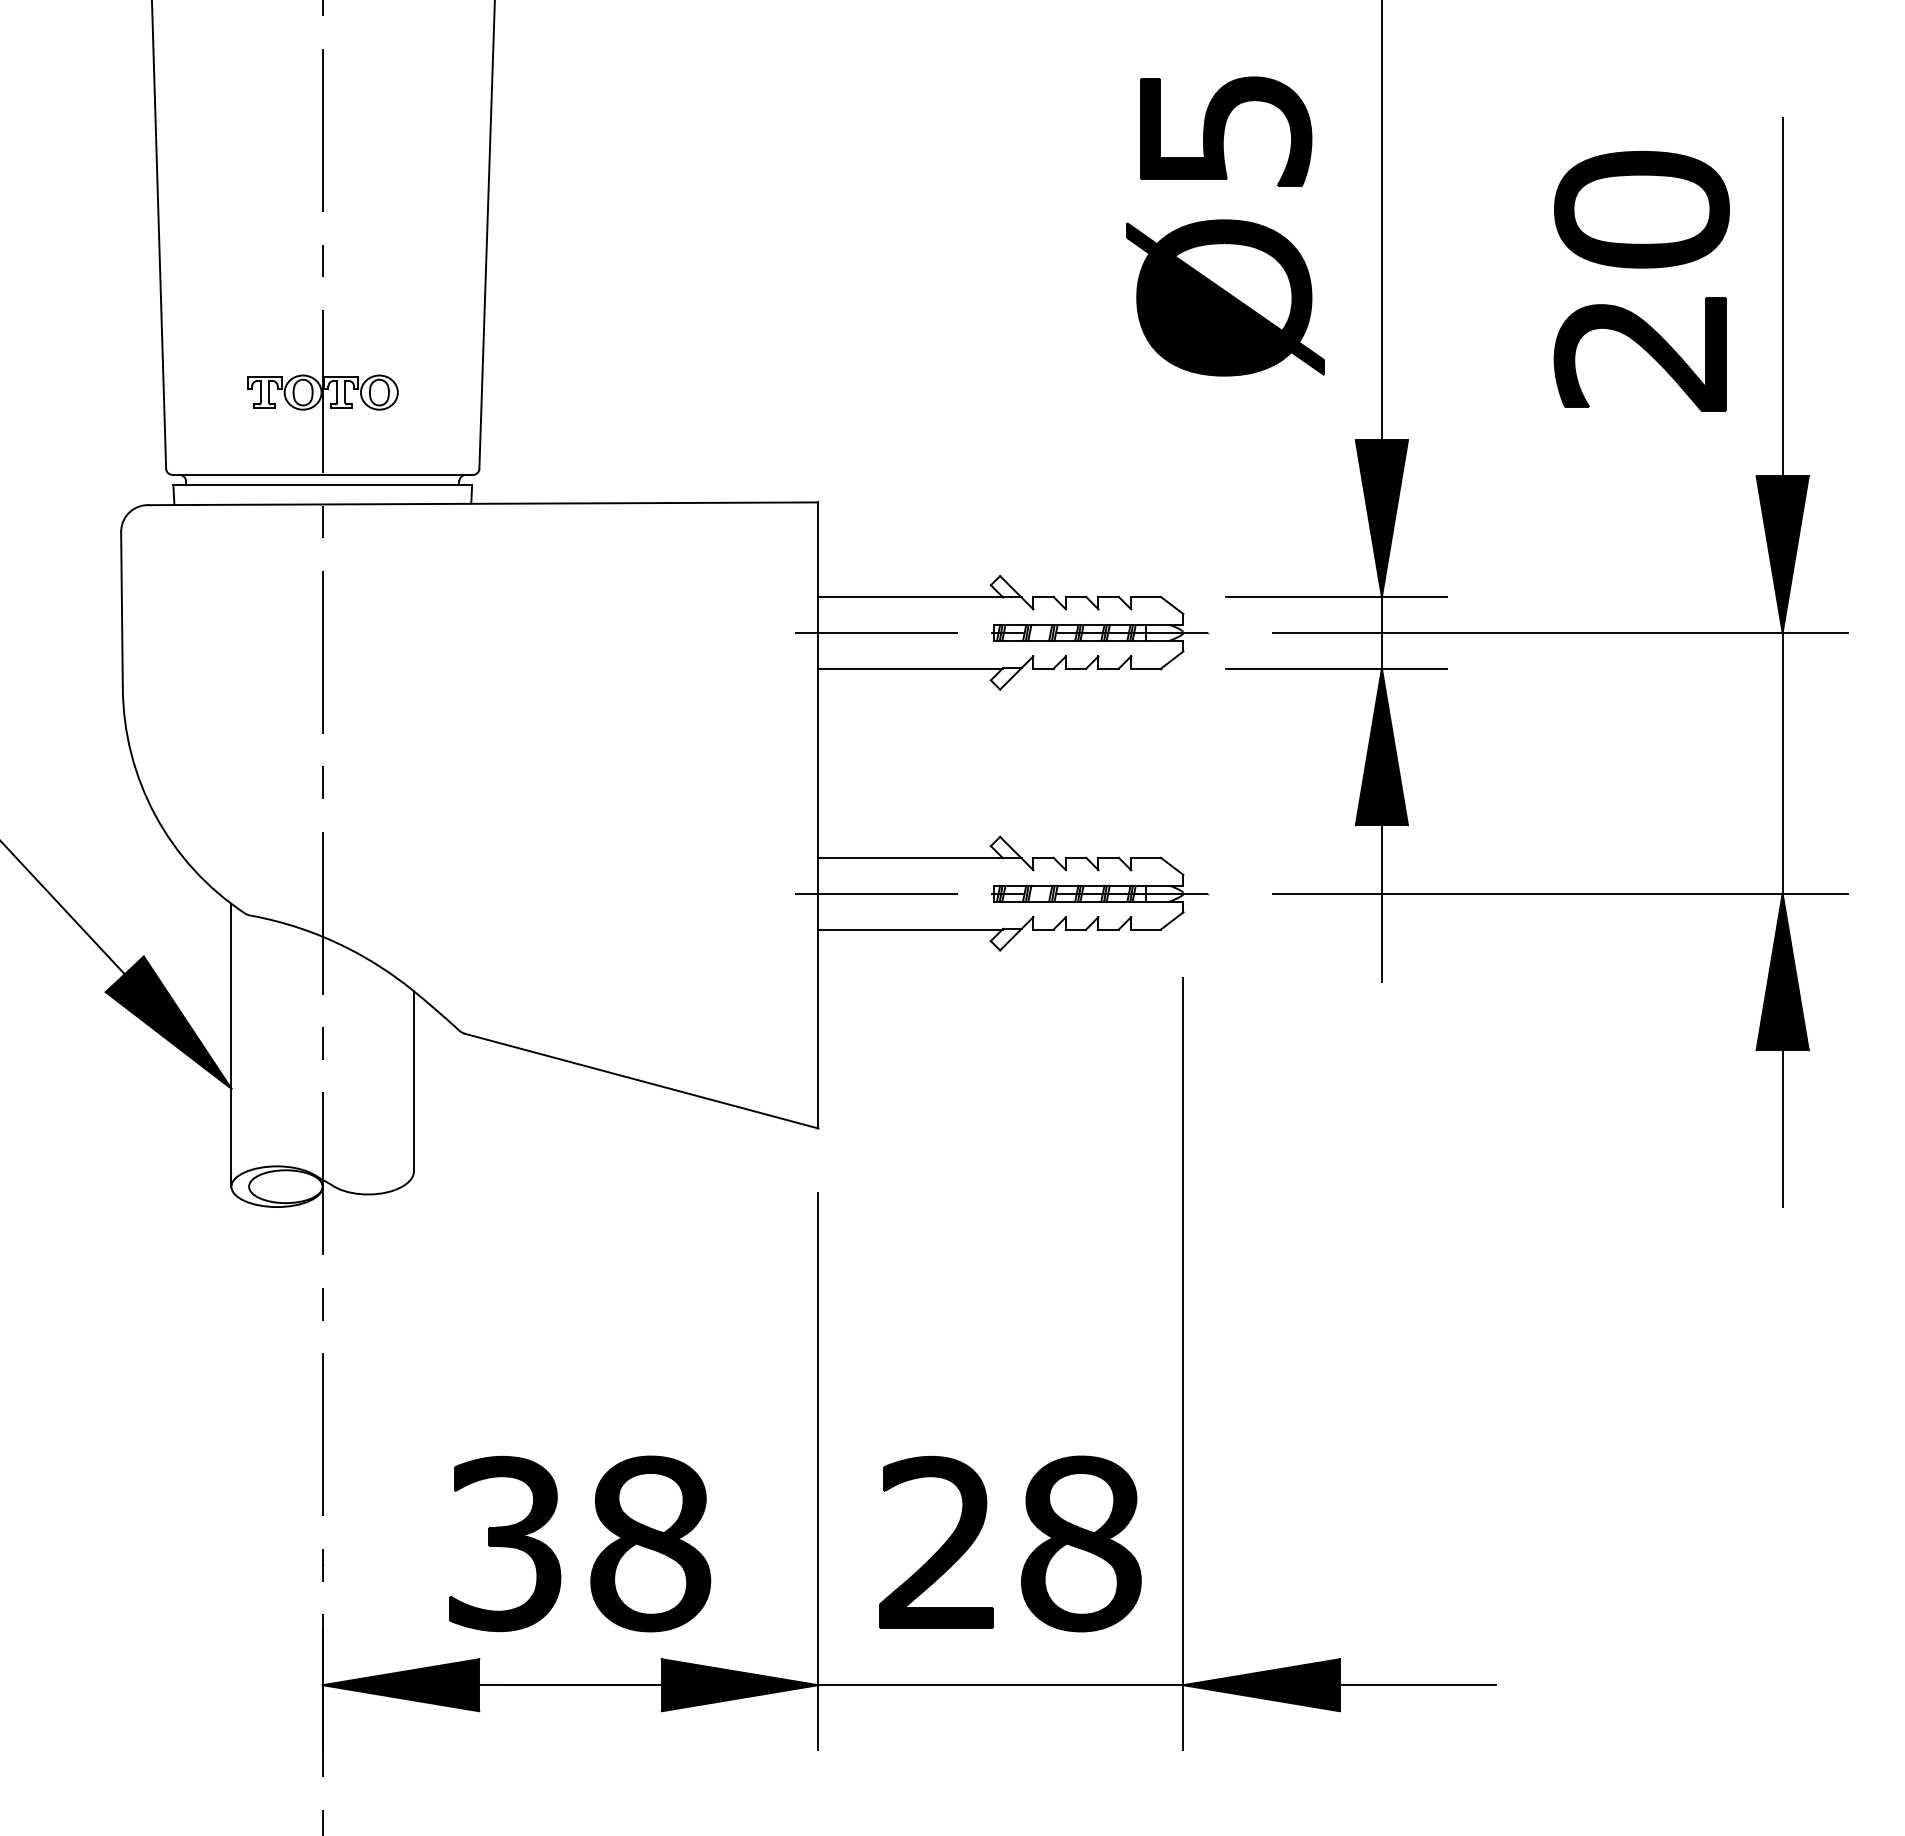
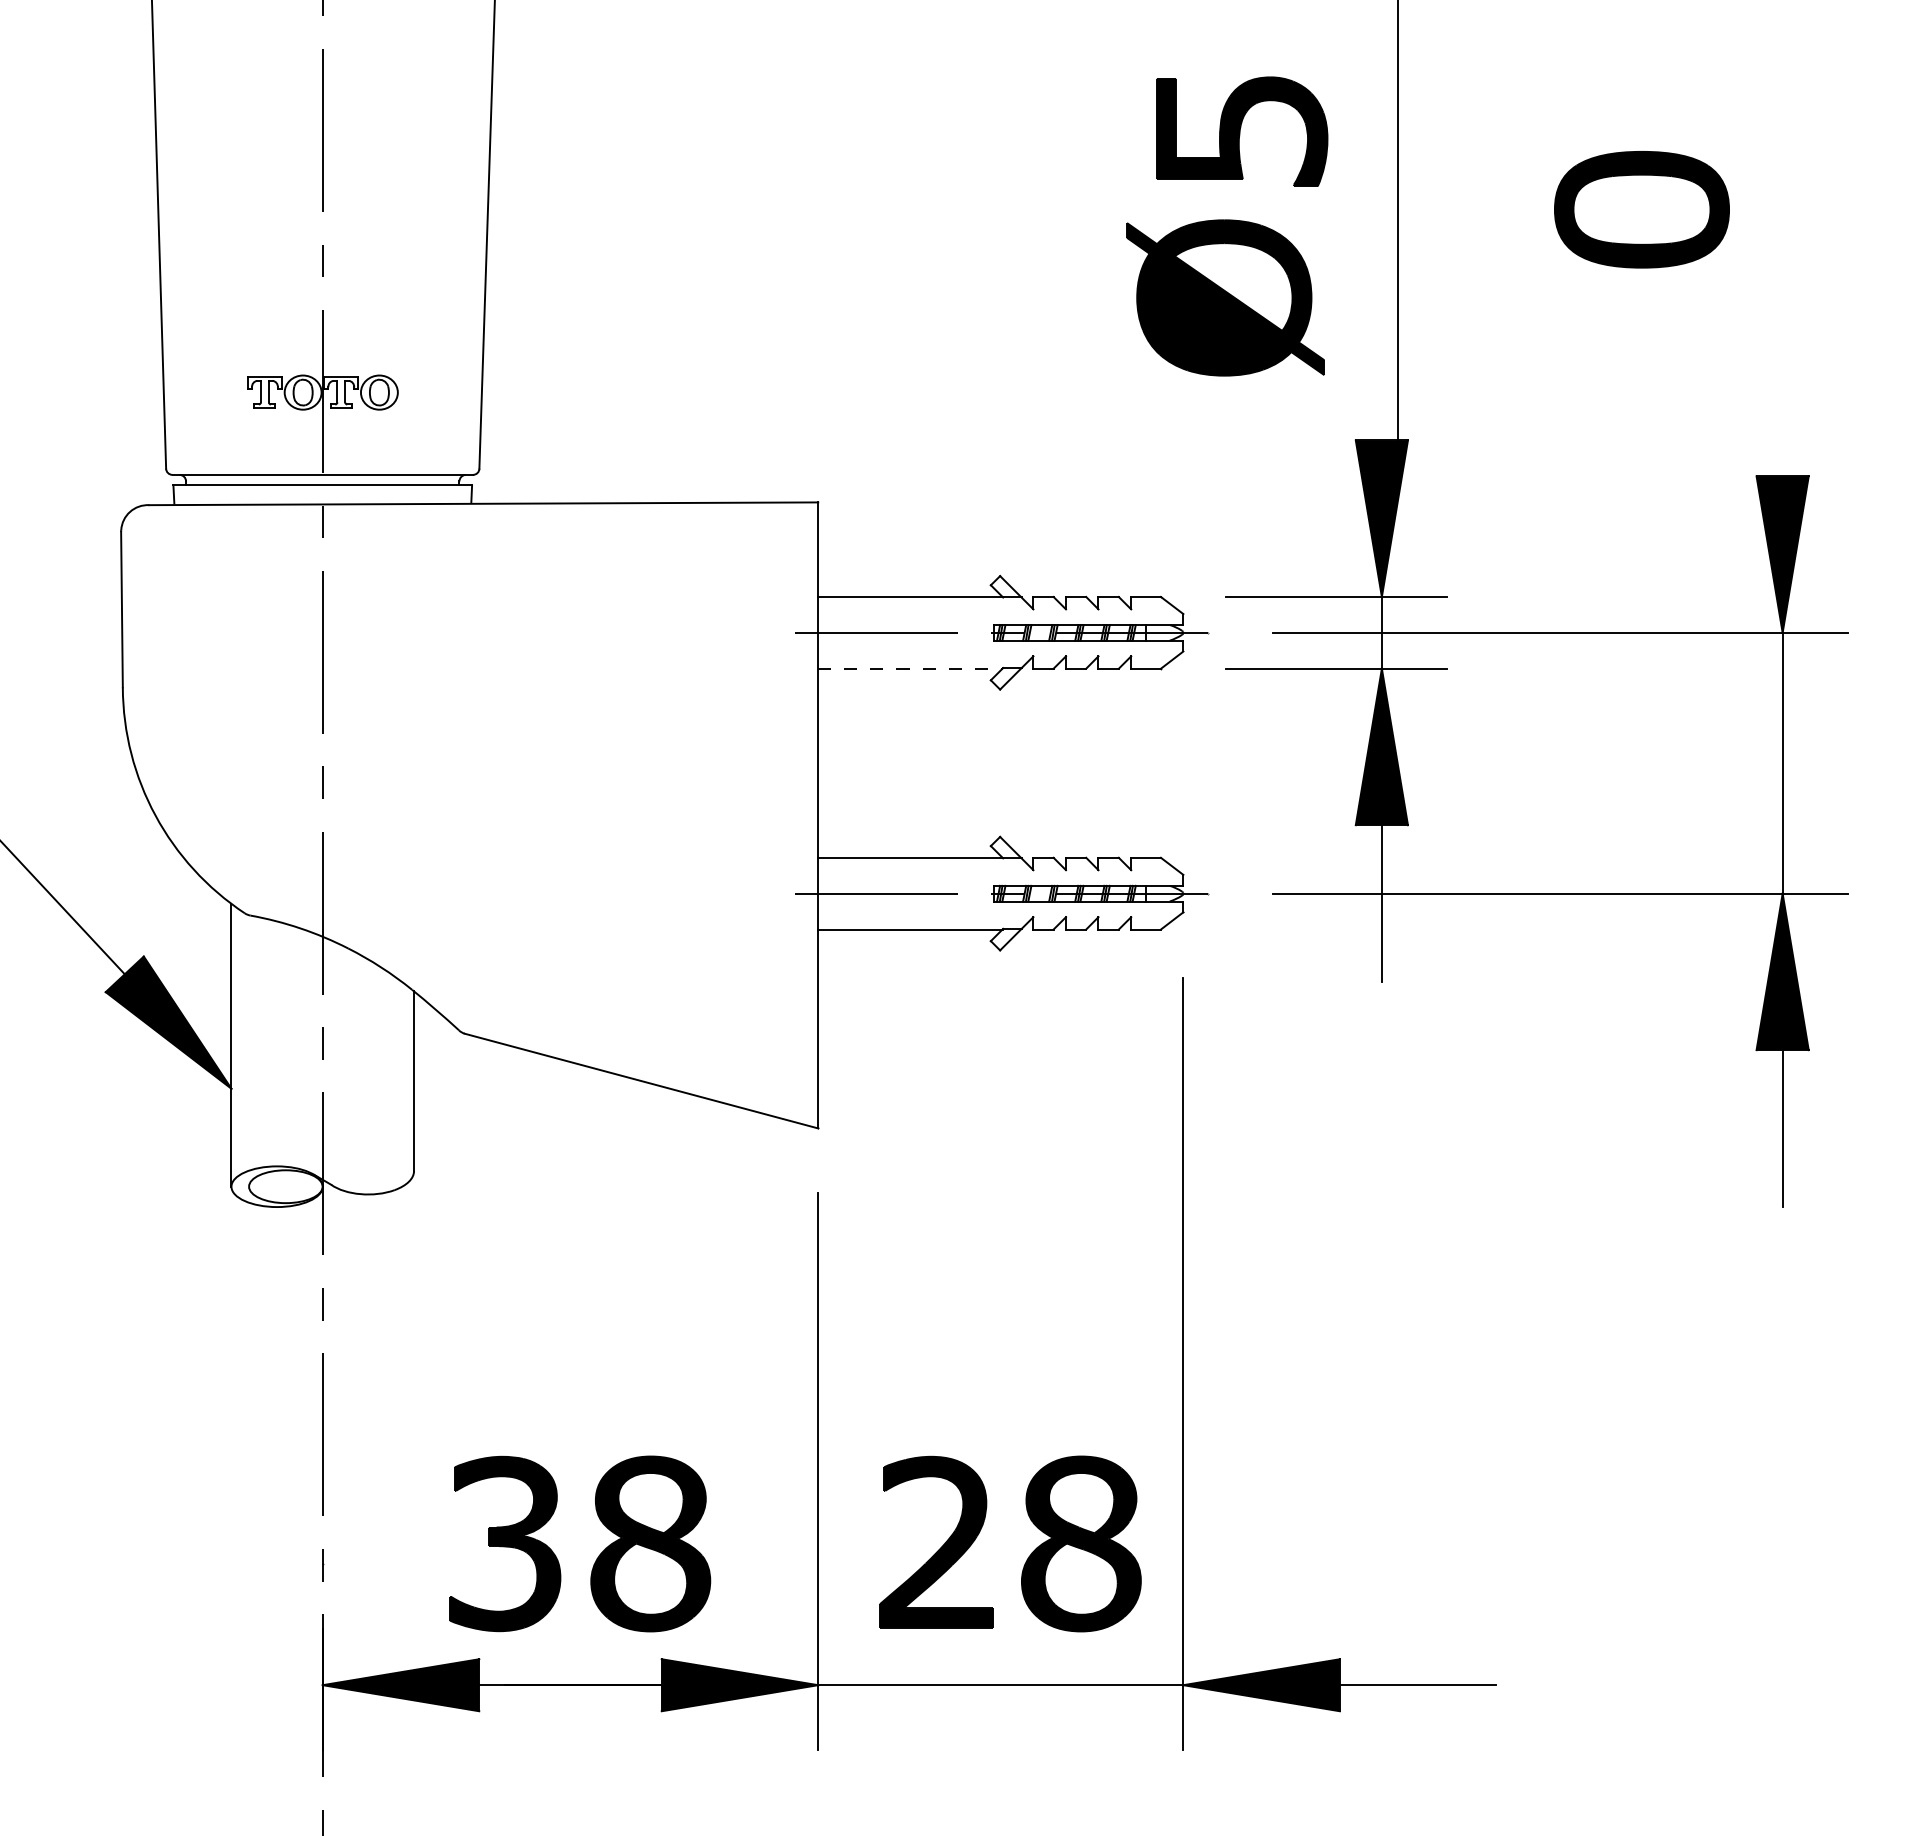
part position: (1226, 131) -> (1242, 131) (1242, 131)
line position: (1381, 221) -> (1397, 221) (1397, 221)
line: present -> none (1782, 296)
part: present -> none (1643, 349)
line: solid -> dashed (910, 668)
